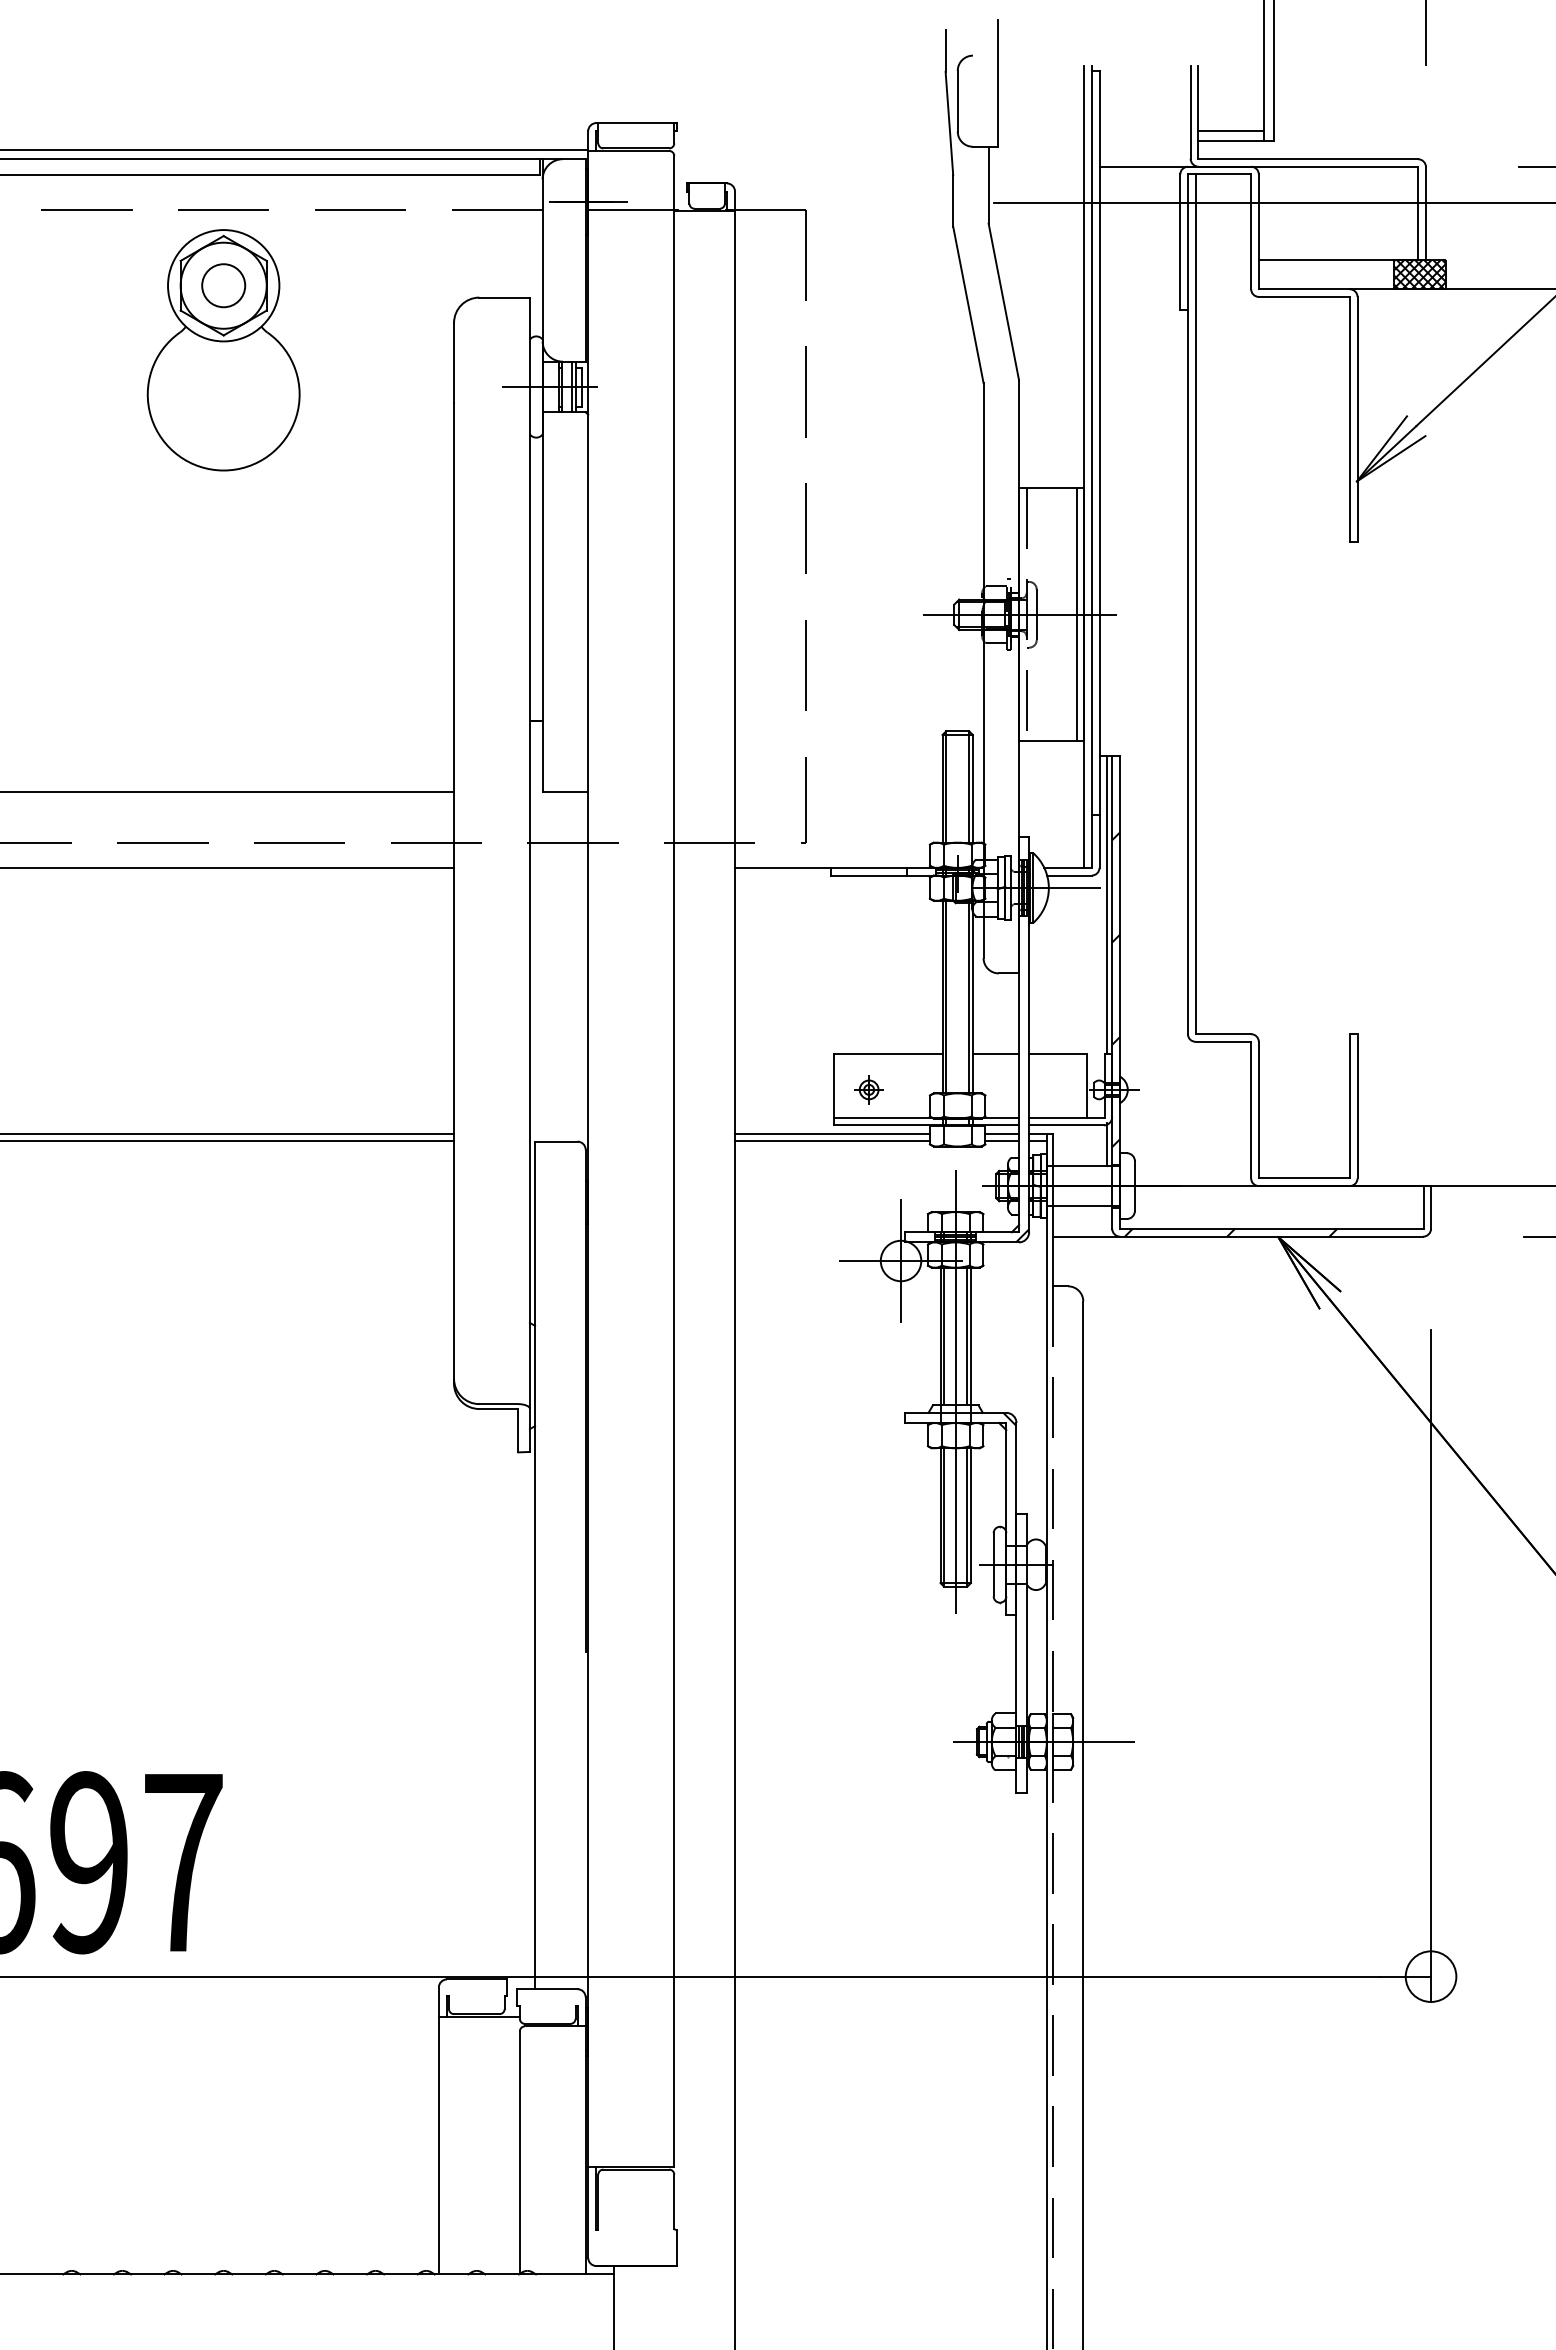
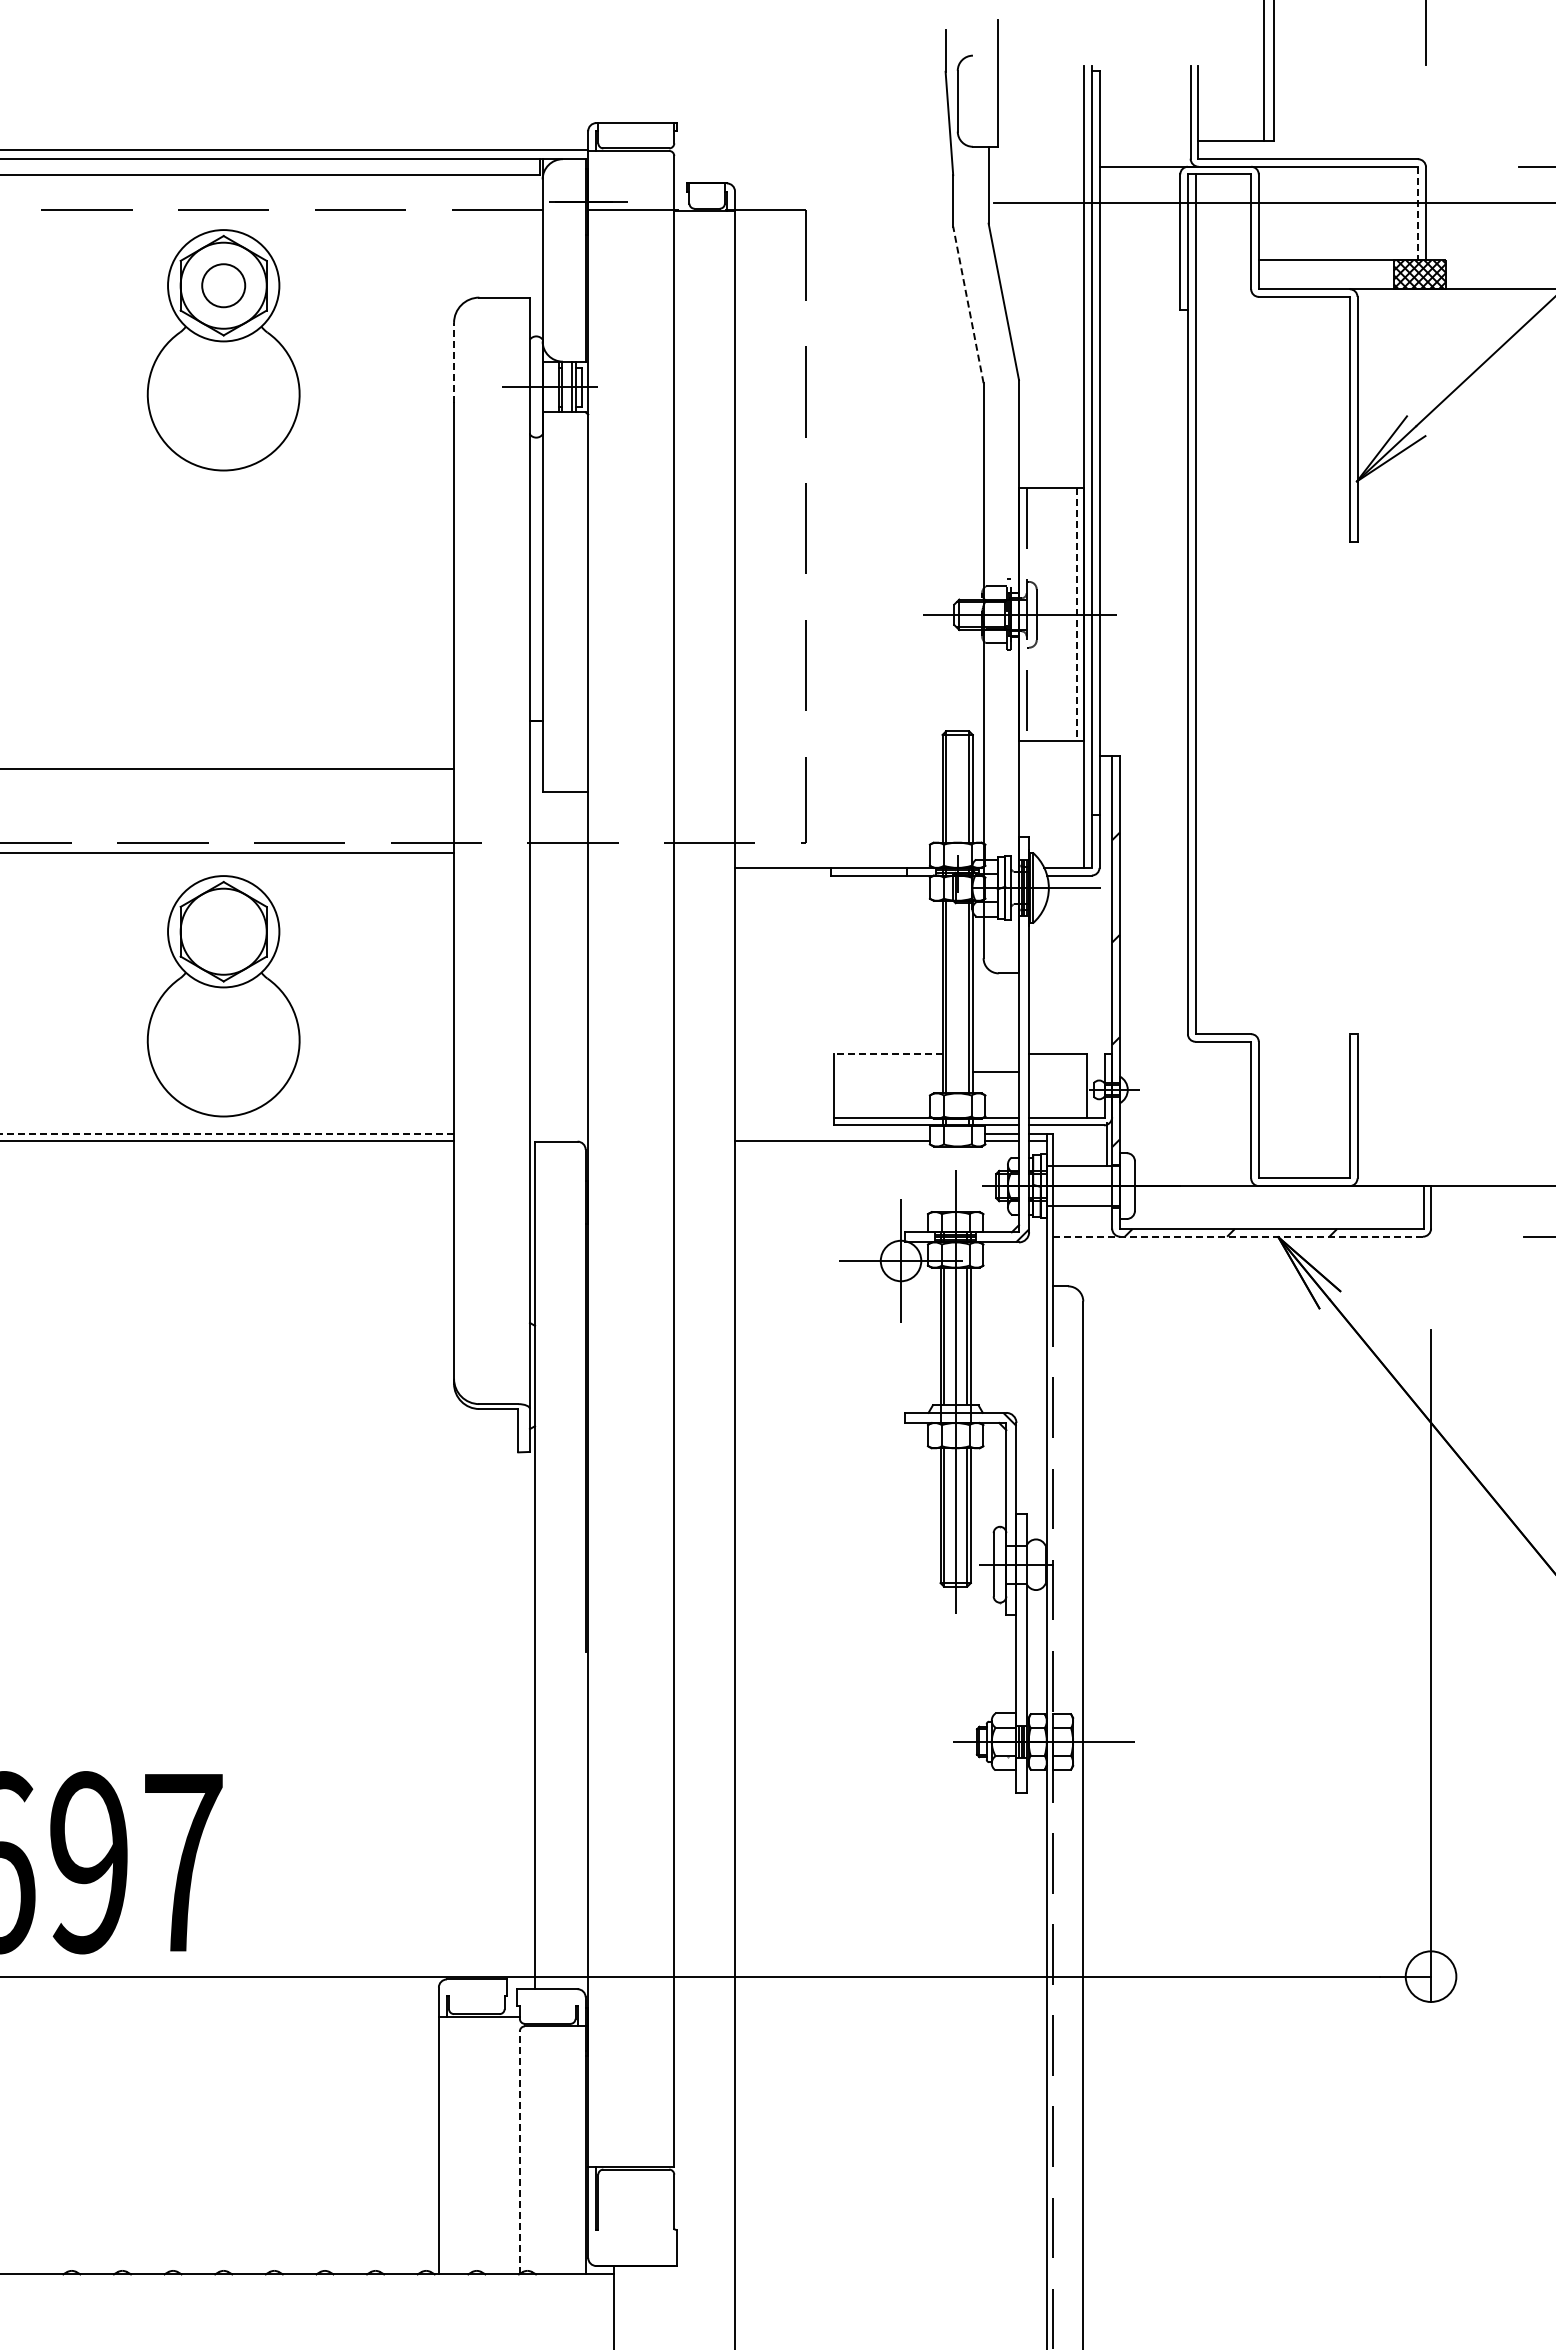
line: present -> none (1231, 131)
line: solid -> dashed (1418, 213)
line: solid -> dashed (968, 304)
line: solid -> dashed (454, 362)
line: solid -> dashed (1076, 614)
line position: (228, 791) -> (228, 768) (228, 768)
line position: (228, 867) -> (228, 852) (228, 852)
line: present -> none (1107, 904)
part: none -> present (223, 996)
line: solid -> dashed (887, 1054)
line position: (995, 1054) -> (995, 1072) (995, 1072)
part: present -> none (868, 1089)
line: solid -> dashed (227, 1134)
line: present -> none (832, 1134)
line: solid -> dashed (1238, 1236)
line: solid -> dashed (519, 2152)
